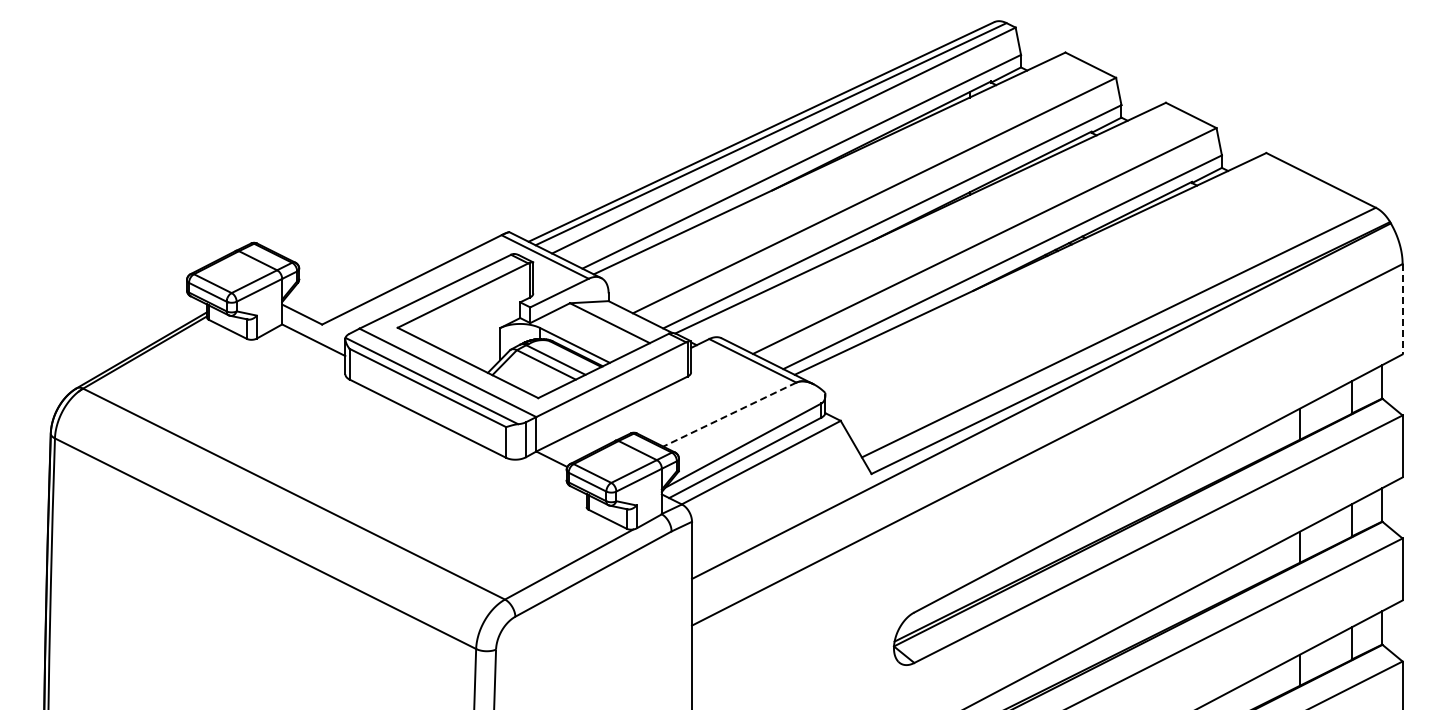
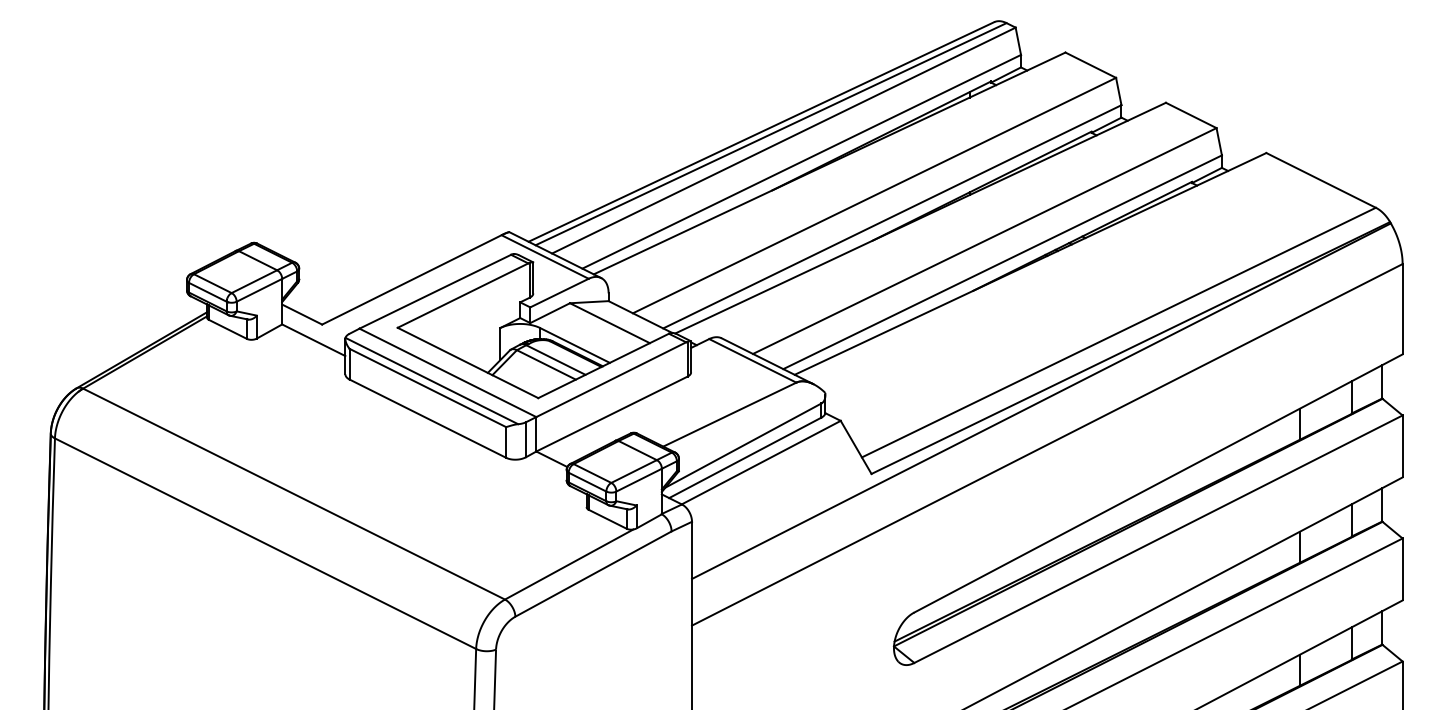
line: dashed -> solid (1402, 309)
line: dashed -> solid (729, 414)
